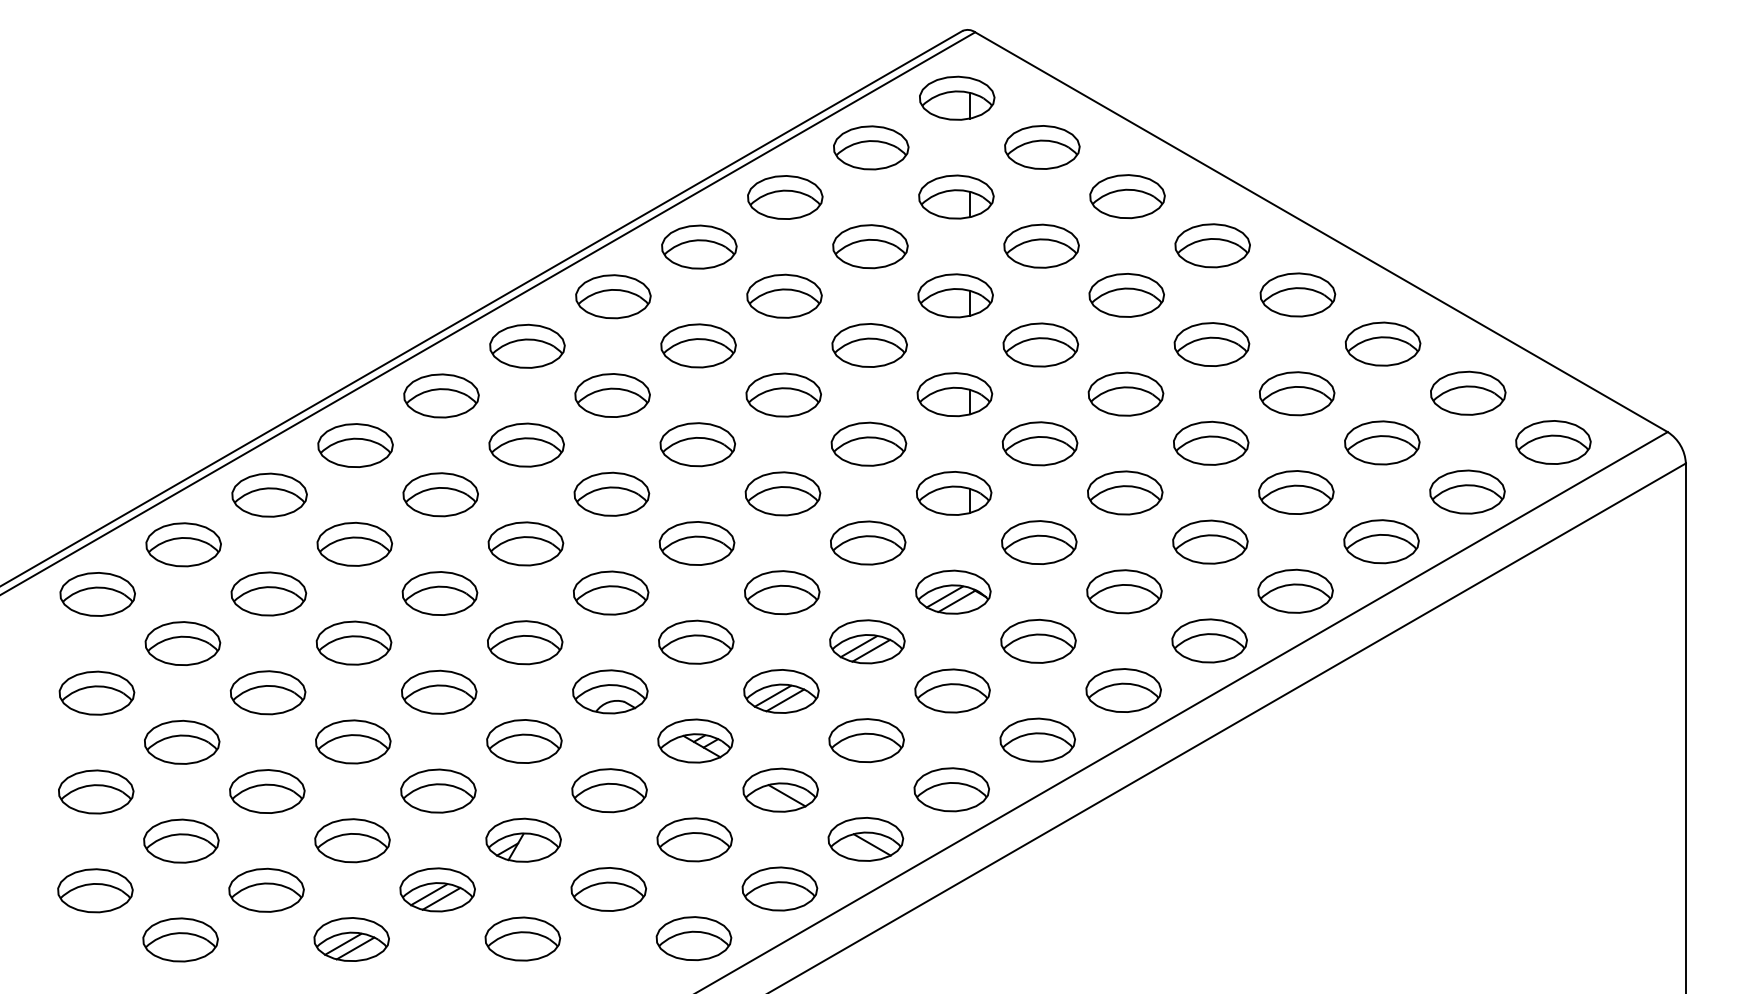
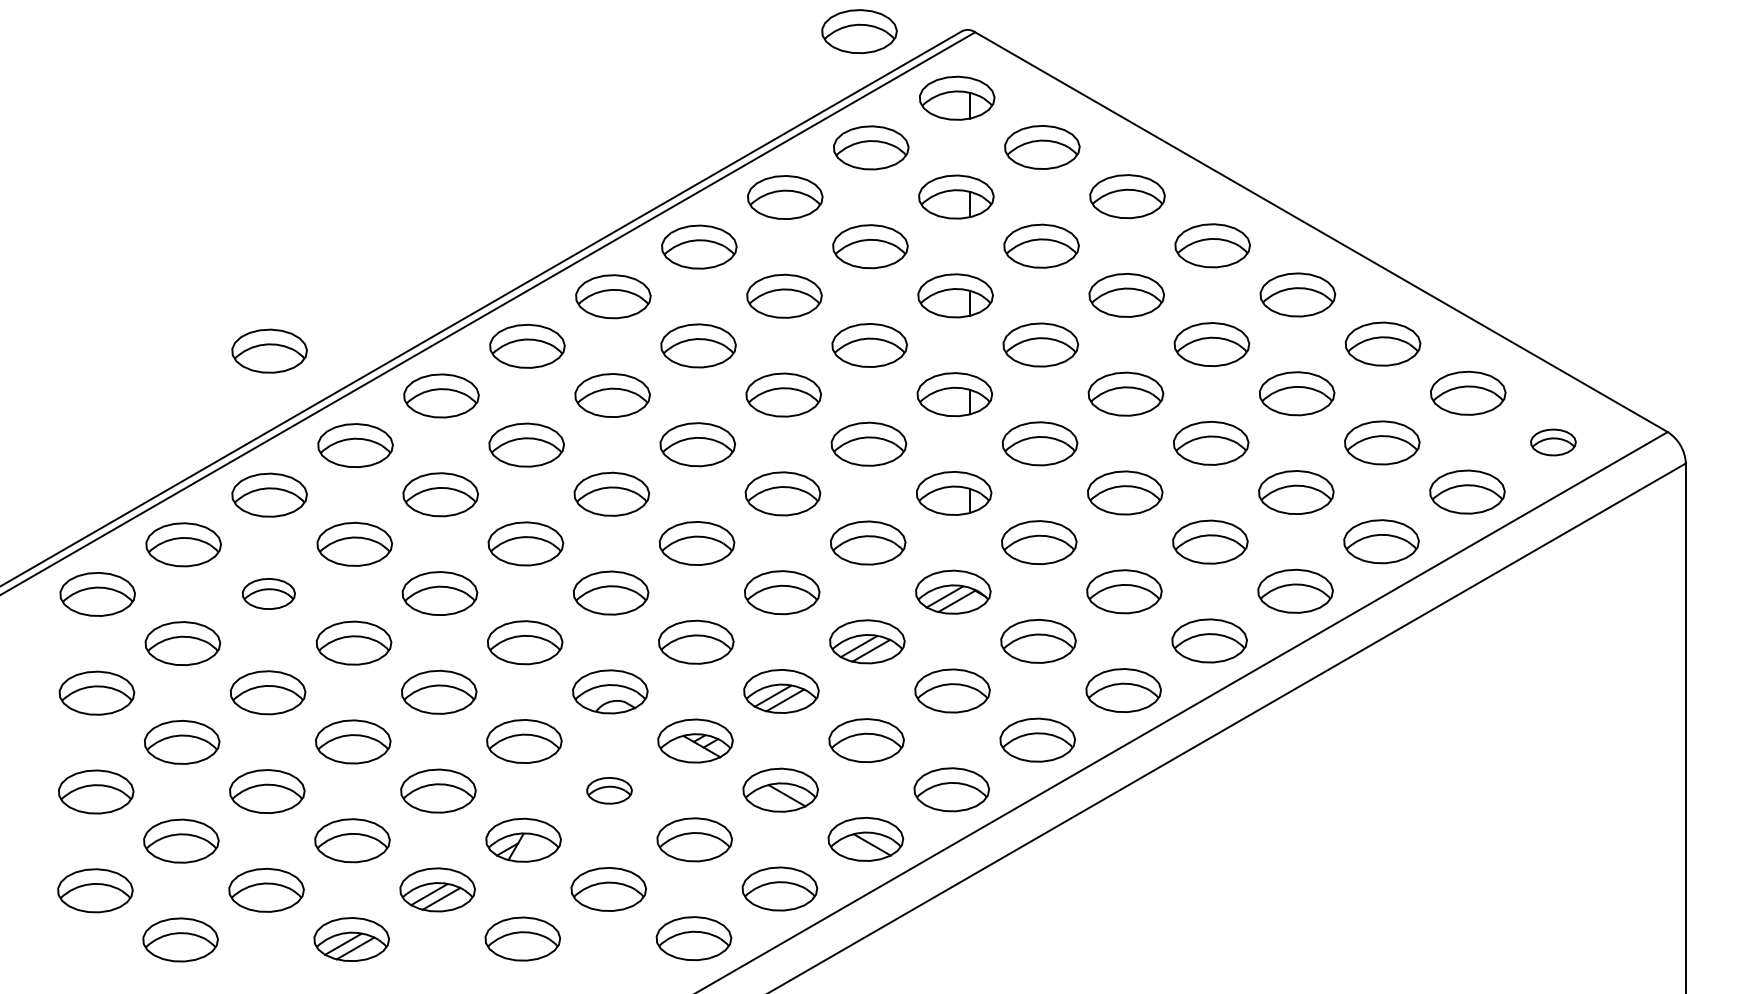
part: none -> present (859, 31)
part: none -> present (269, 350)
part size: 77x45 px -> 47x29 px (1553, 442)
part size: 78x46 px -> 55x32 px (268, 593)
part size: 77x46 px -> 47x28 px (609, 790)
